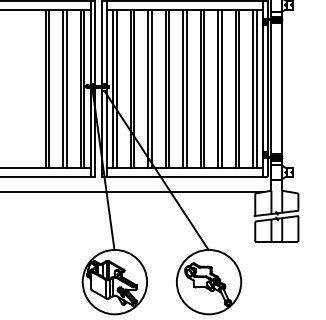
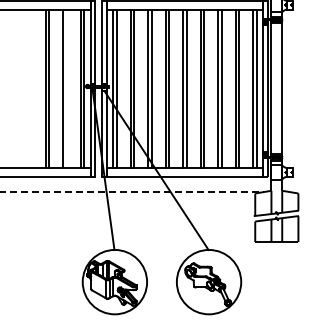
line: present -> none (66, 88)
line: solid -> dashed (132, 191)
